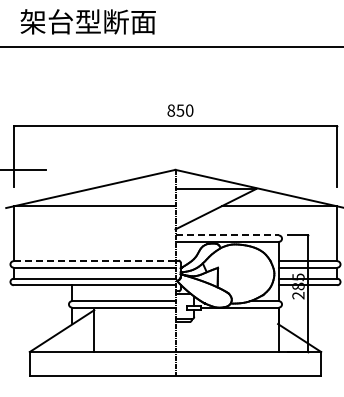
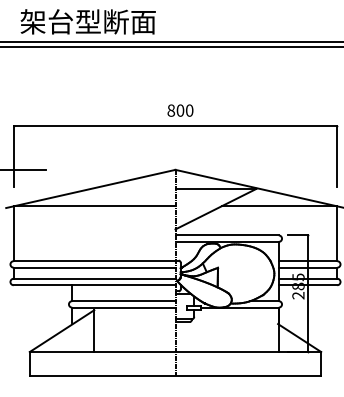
line: none -> present (171, 42)
text: 850 -> 800 (180, 110)
line: dashed -> solid (227, 235)
line: dashed -> solid (94, 261)
